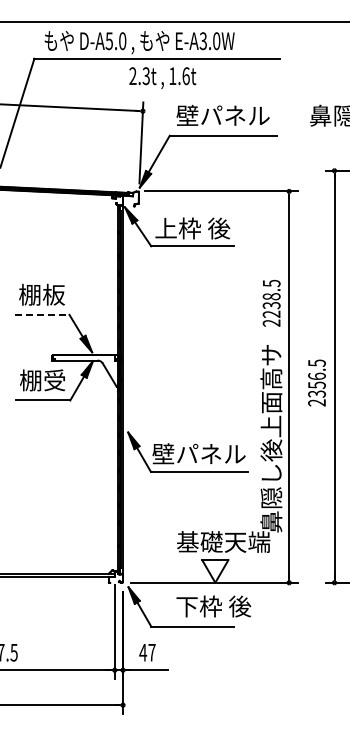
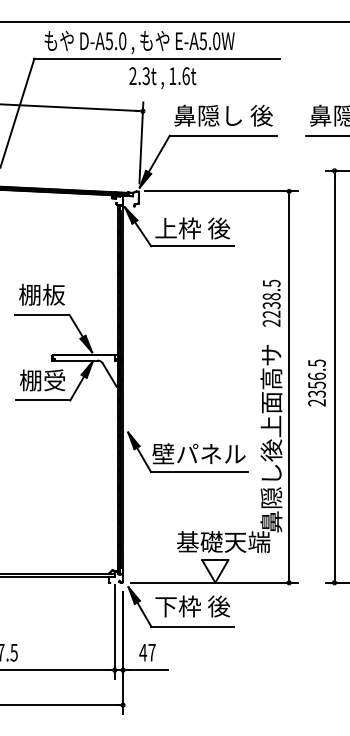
text: E-A3.0W -> E-A5.0W (203, 40)
text: 壁パネル -> 鼻隠し 後 (223, 115)
line: none -> present (325, 135)
line: dashed -> solid (42, 314)
text position: (213, 606) -> (192, 606) (192, 606)
